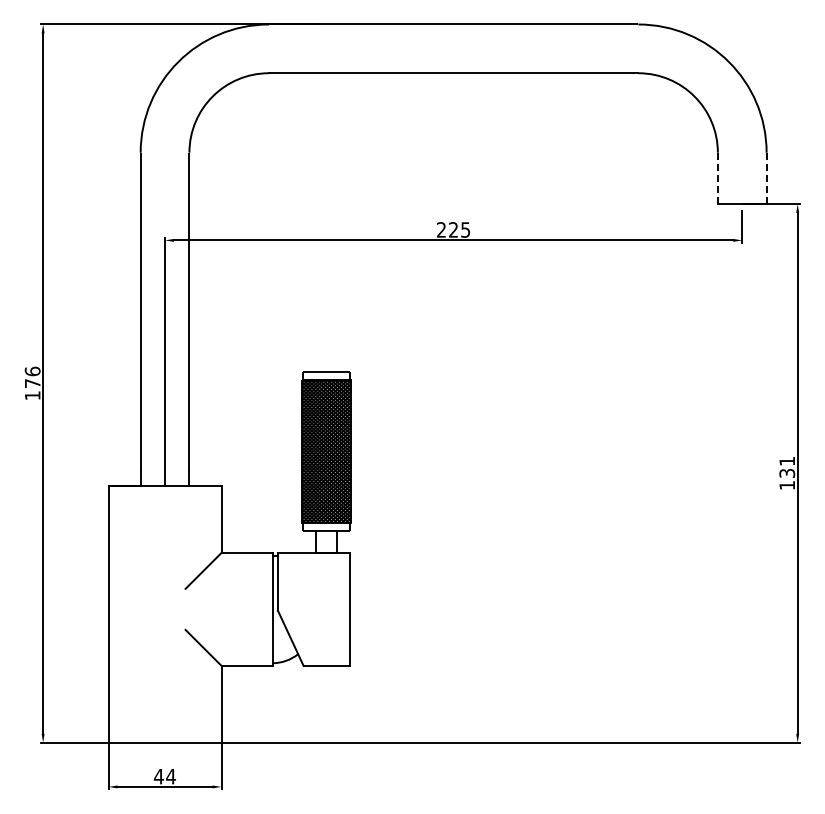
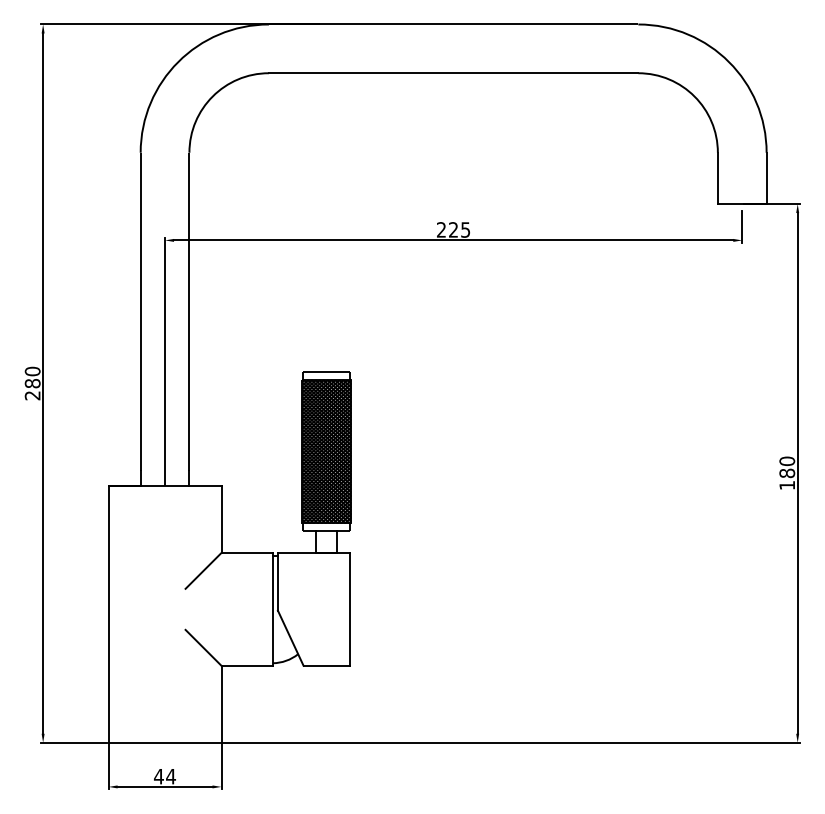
line: dashed -> solid (717, 178)
line: dashed -> solid (766, 178)
text: 176 -> 280 (32, 383)
text: 131 -> 180 (787, 467)
